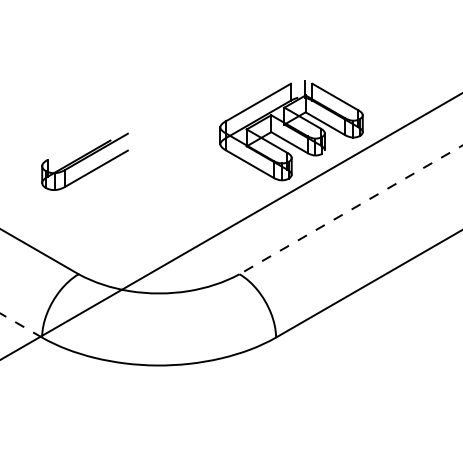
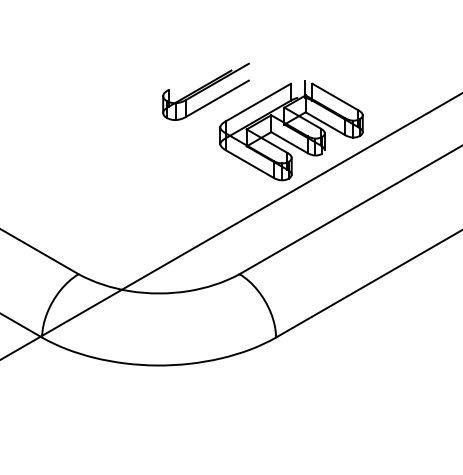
part position: (84, 161) -> (205, 91) (205, 91)
line: dashed -> solid (351, 209)
line: dashed -> solid (21, 325)
